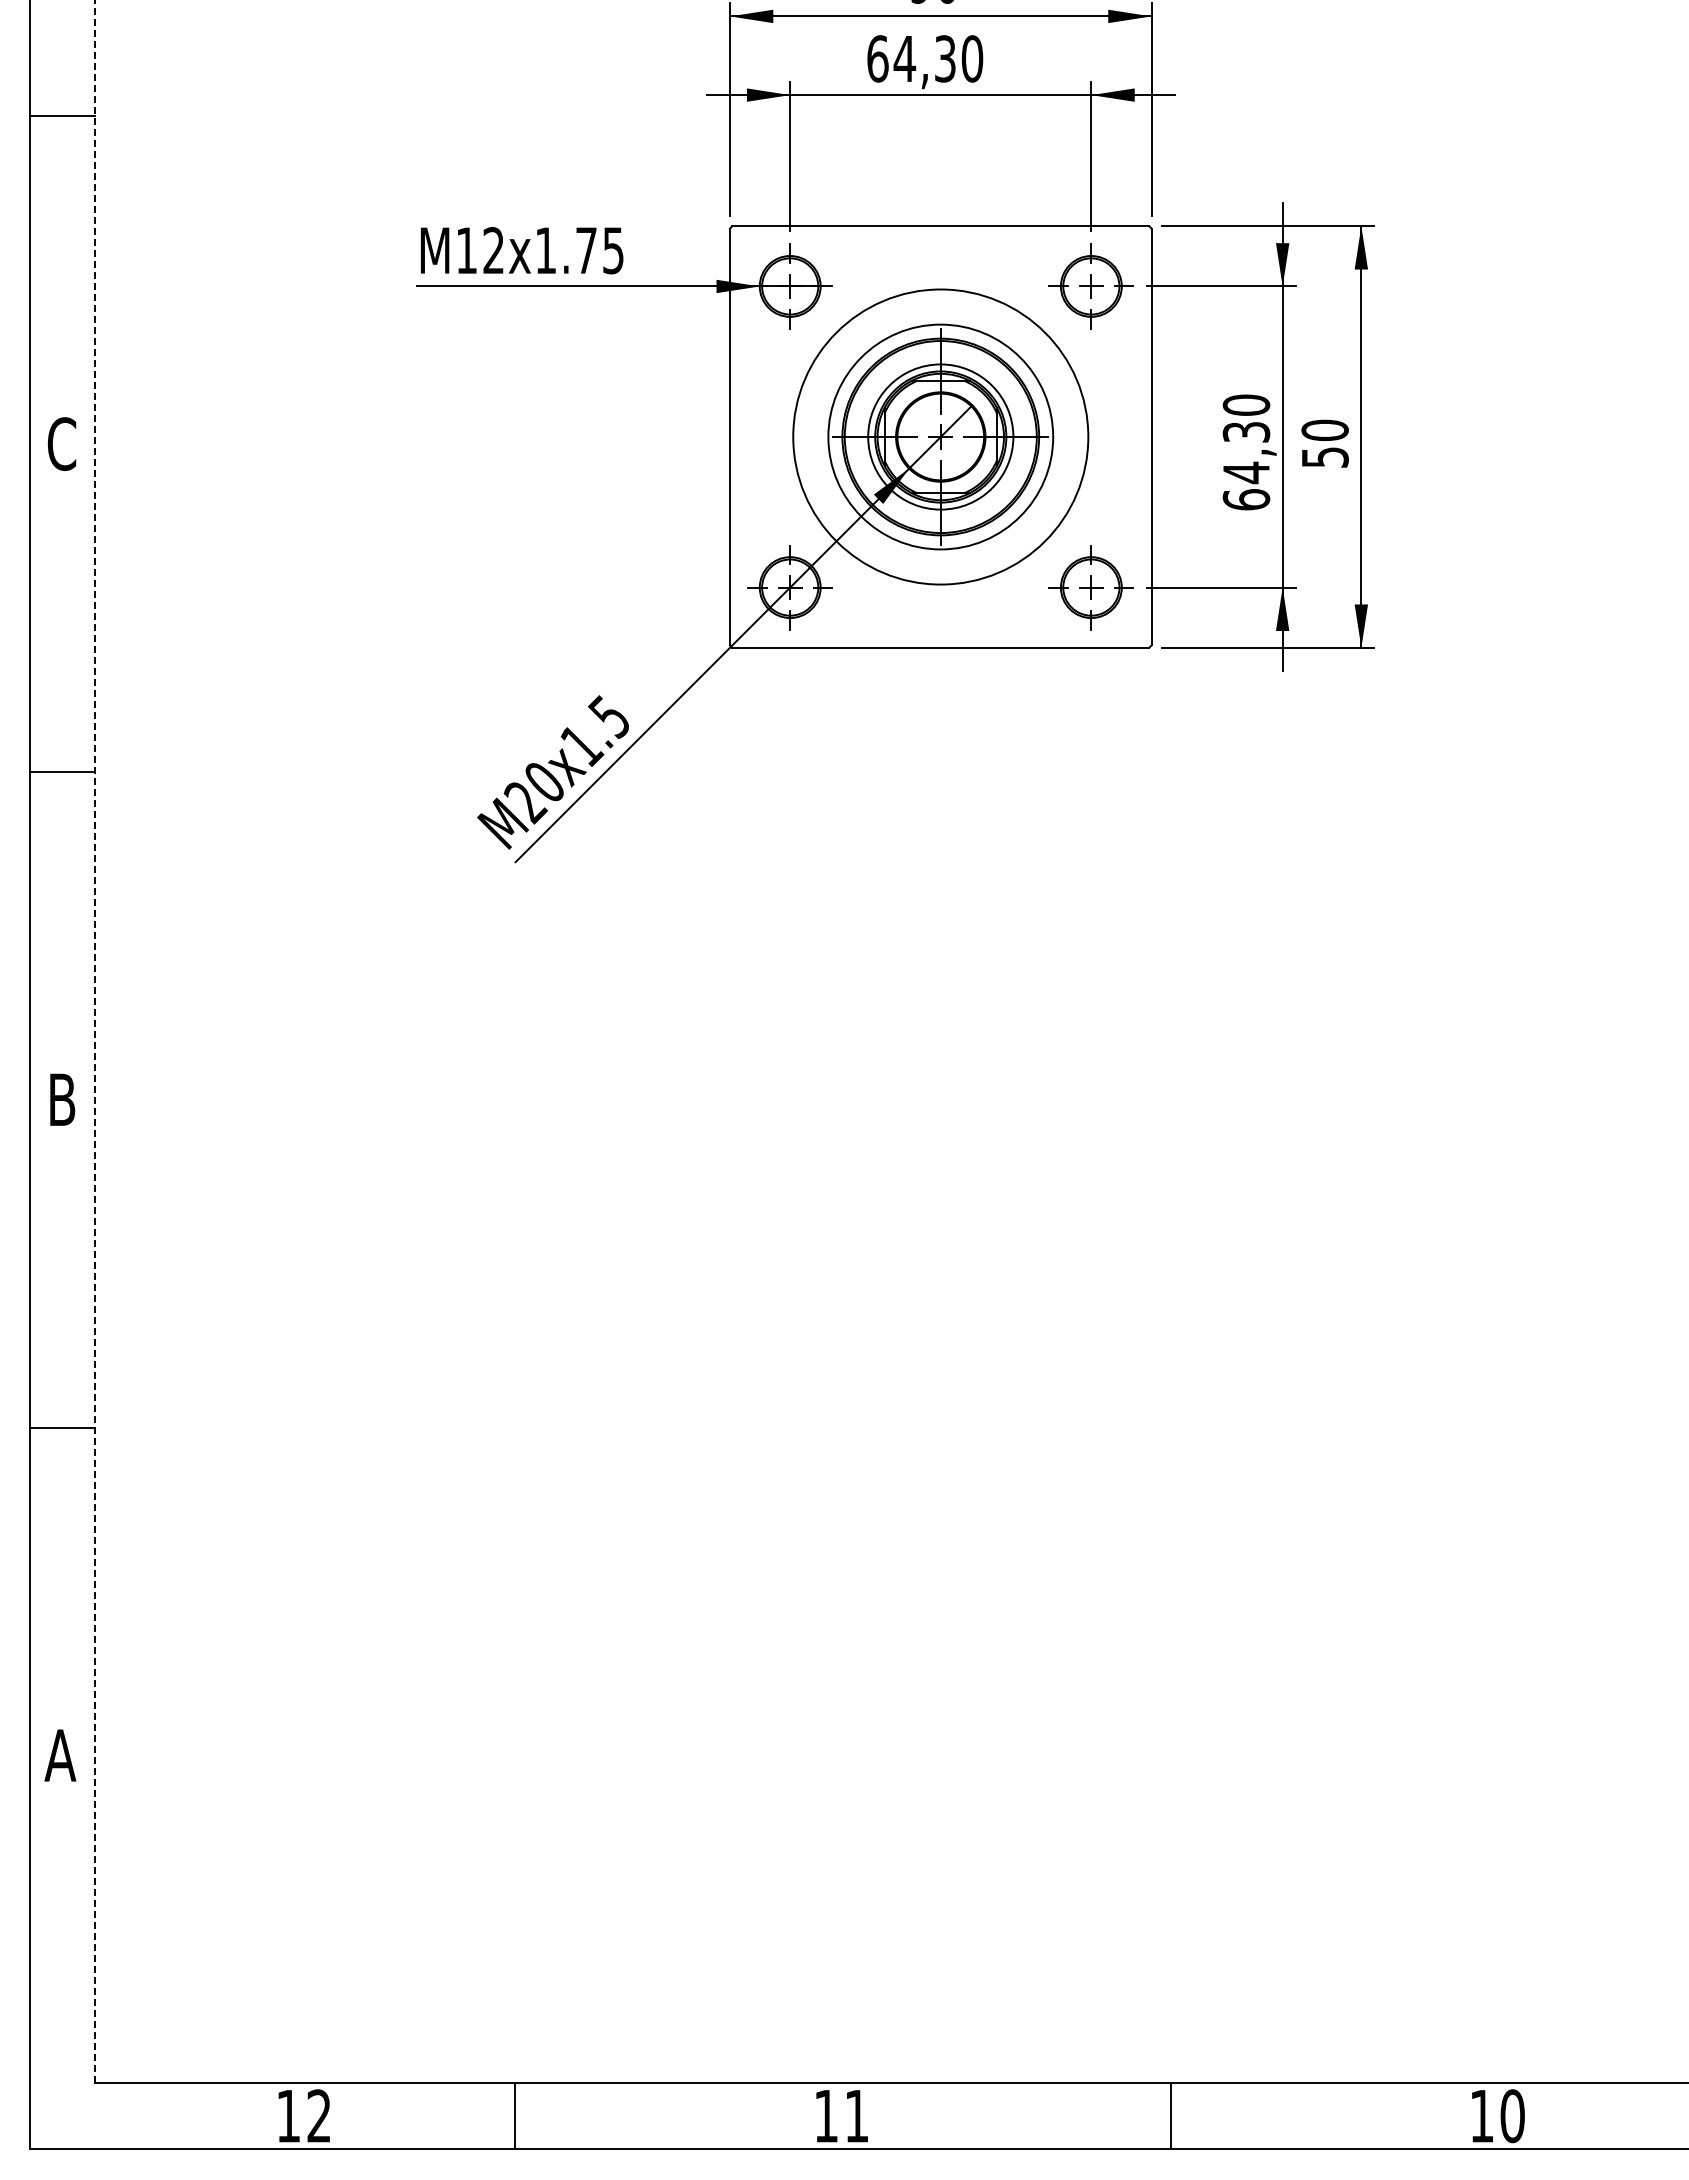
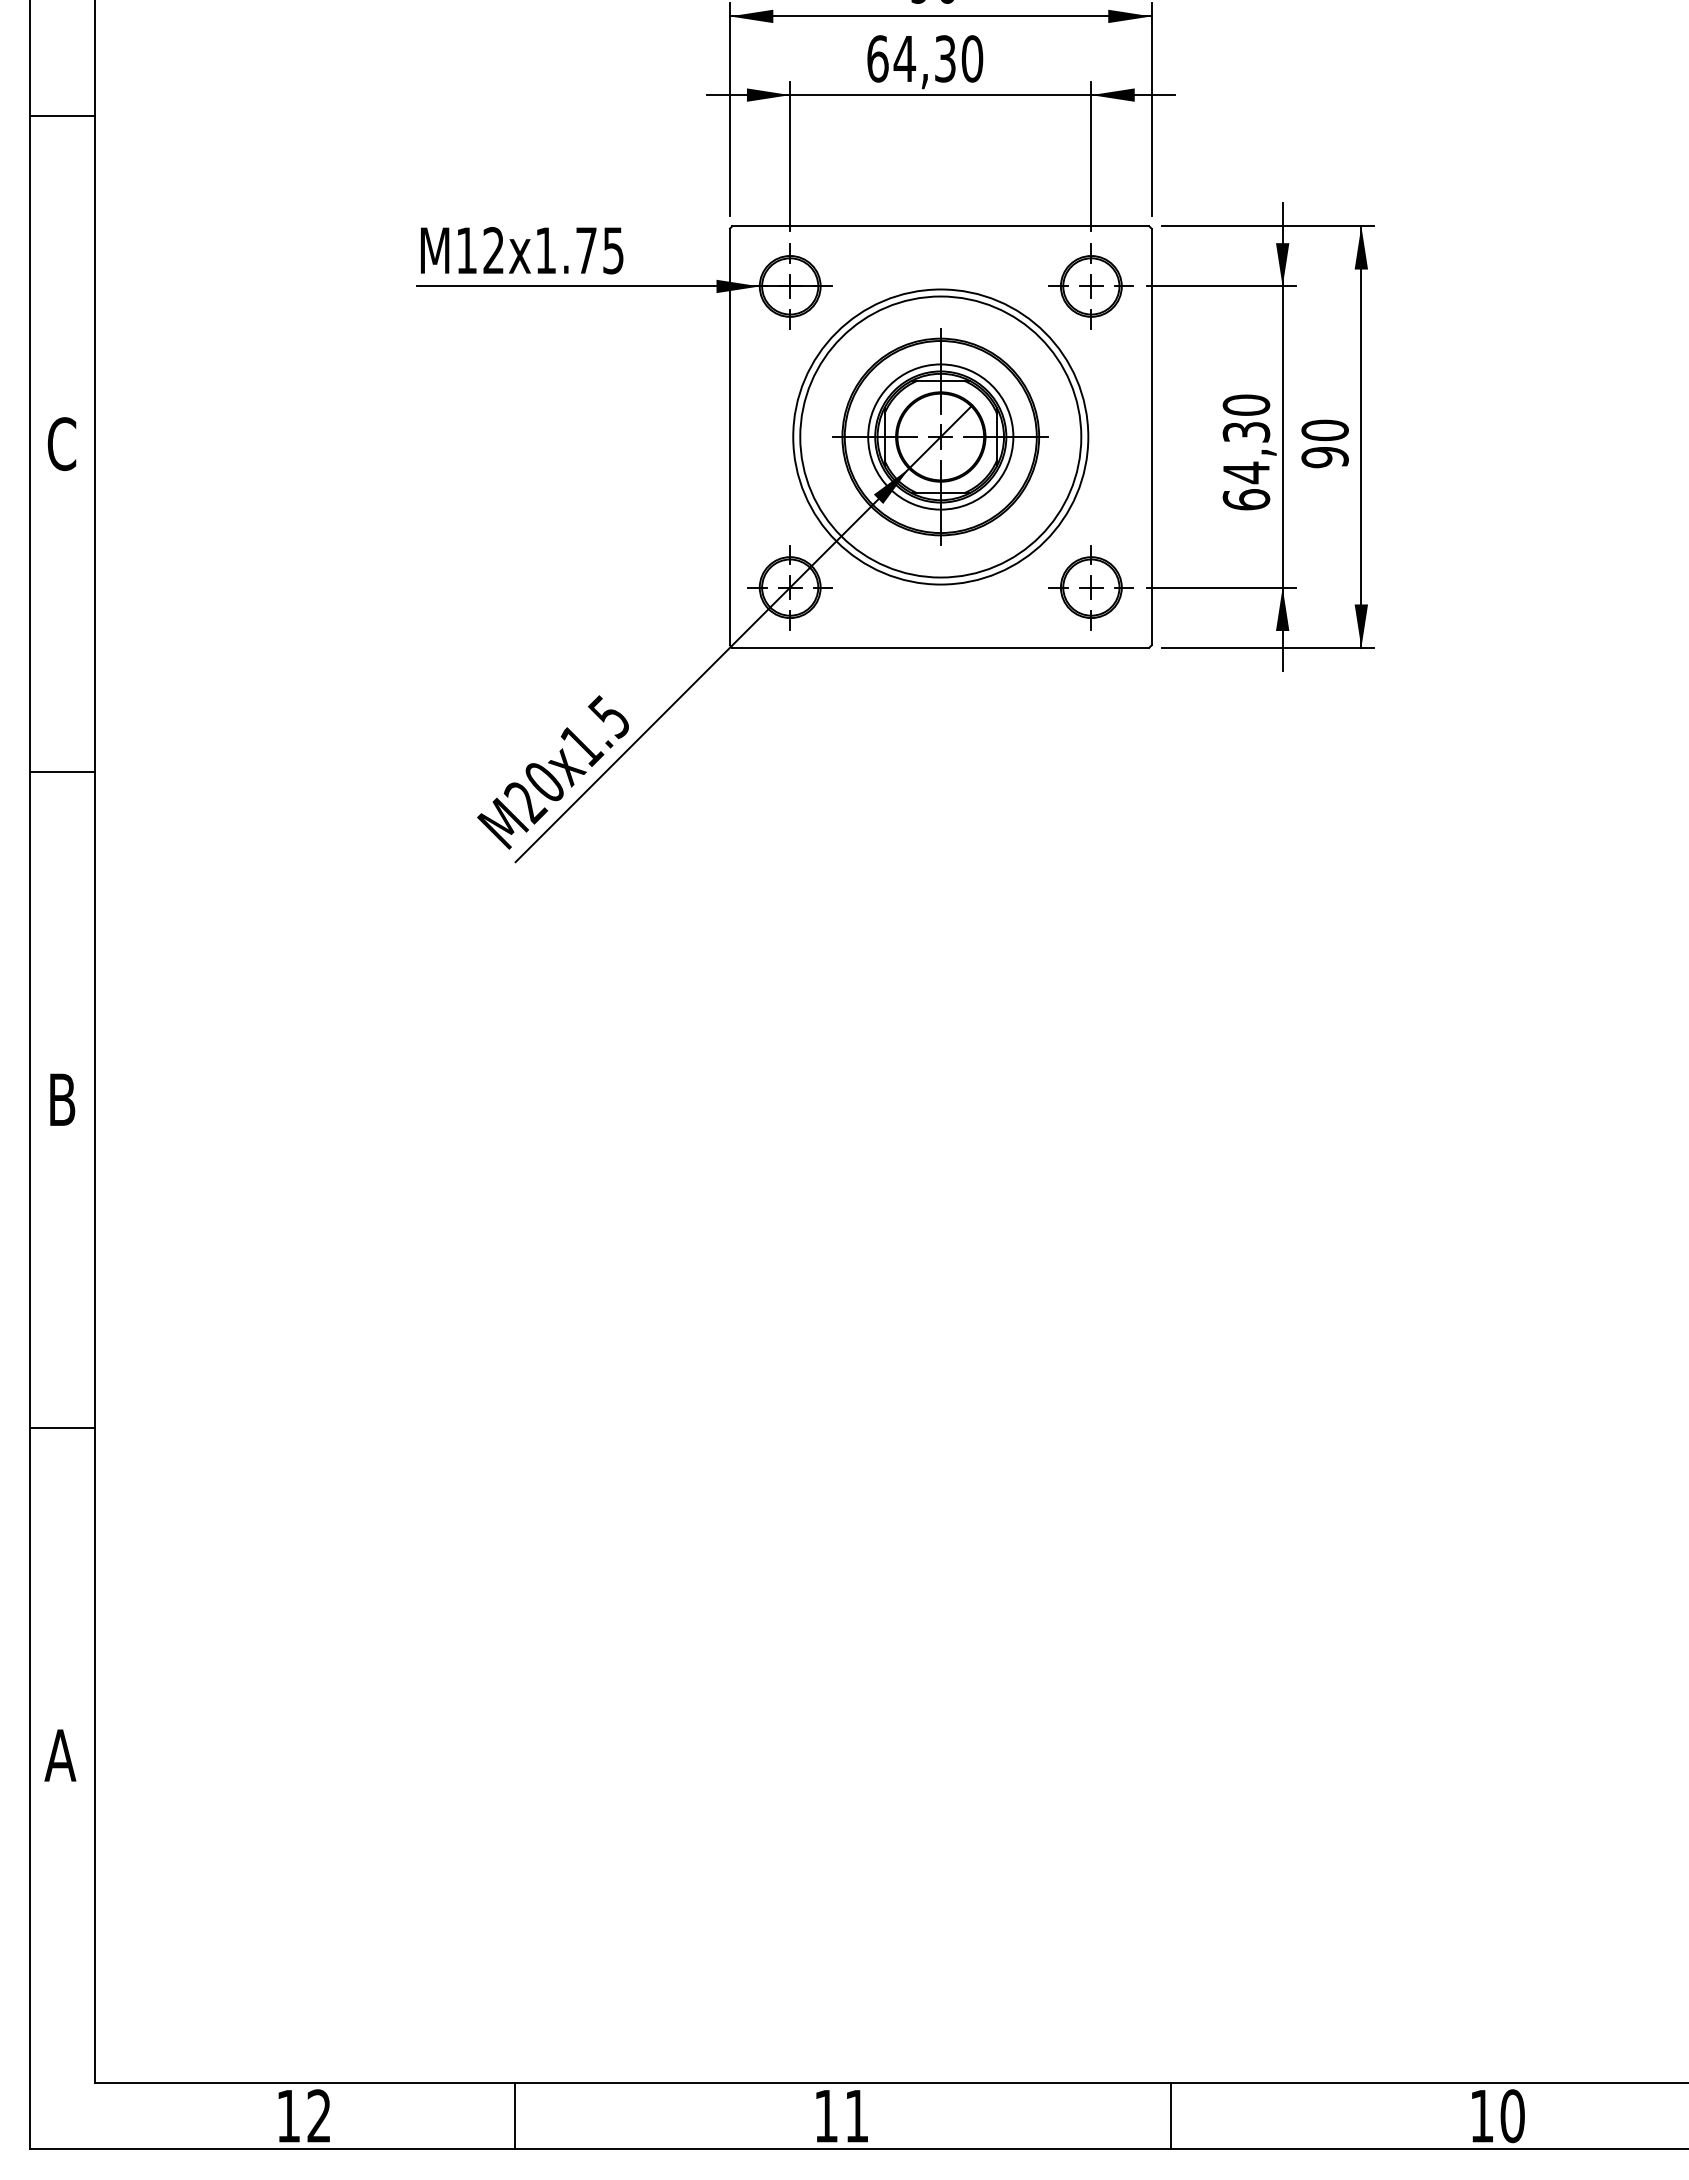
circle diameter: 225 px -> 281 px (940, 436)
text: 50 -> 90 (1324, 457)
line: dashed -> solid (95, 1041)
